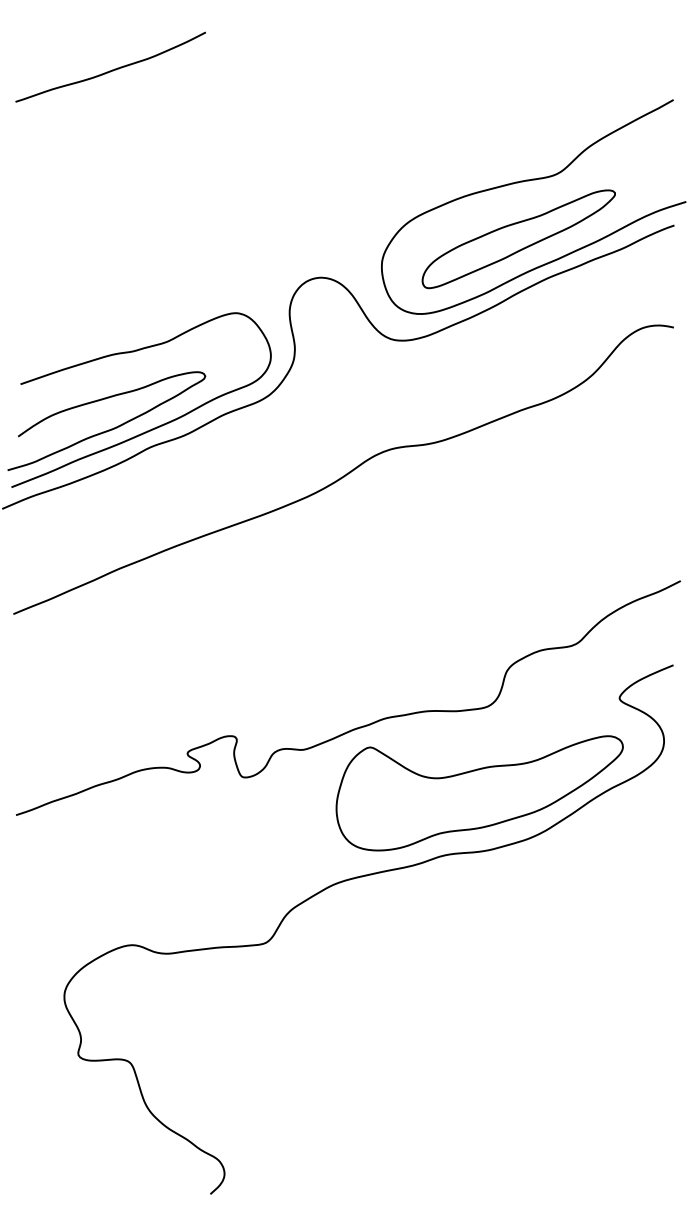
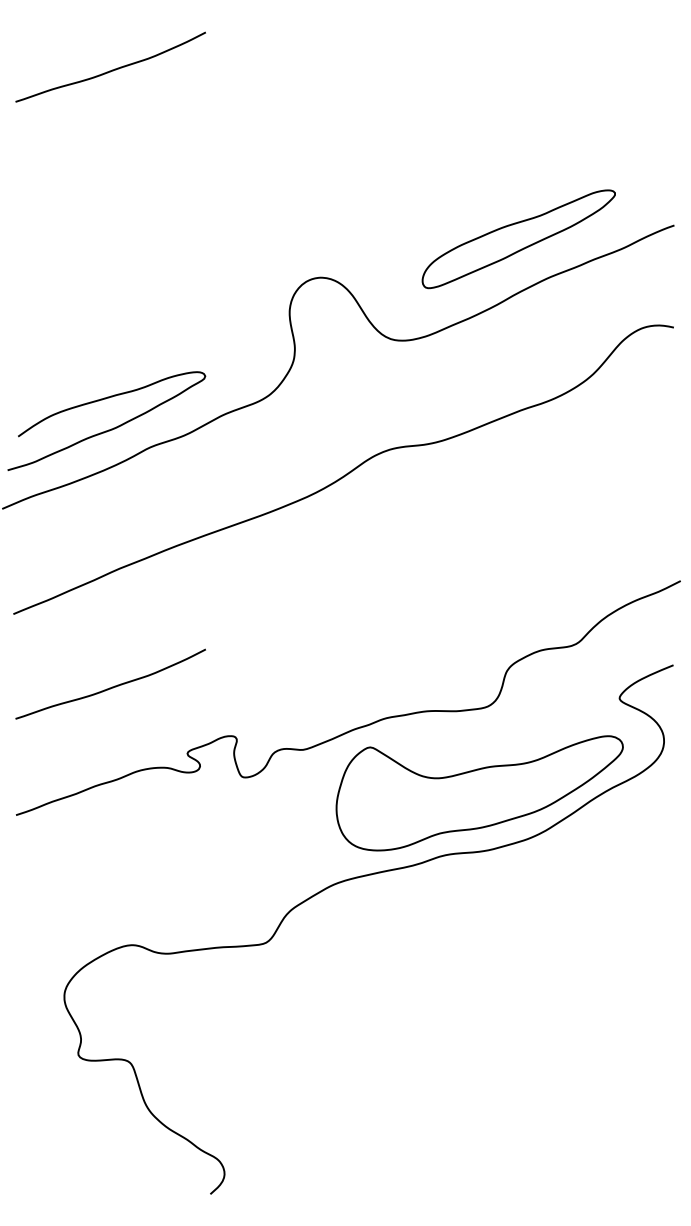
curve: present -> none (529, 181)
curve: present -> none (154, 427)
curve: none -> present (112, 686)
